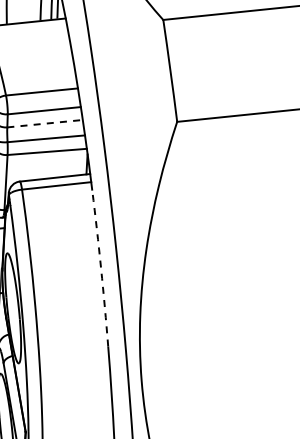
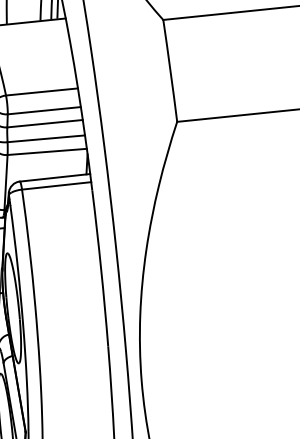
line: dashed -> solid (45, 123)
arc: dashed -> solid (101, 268)
